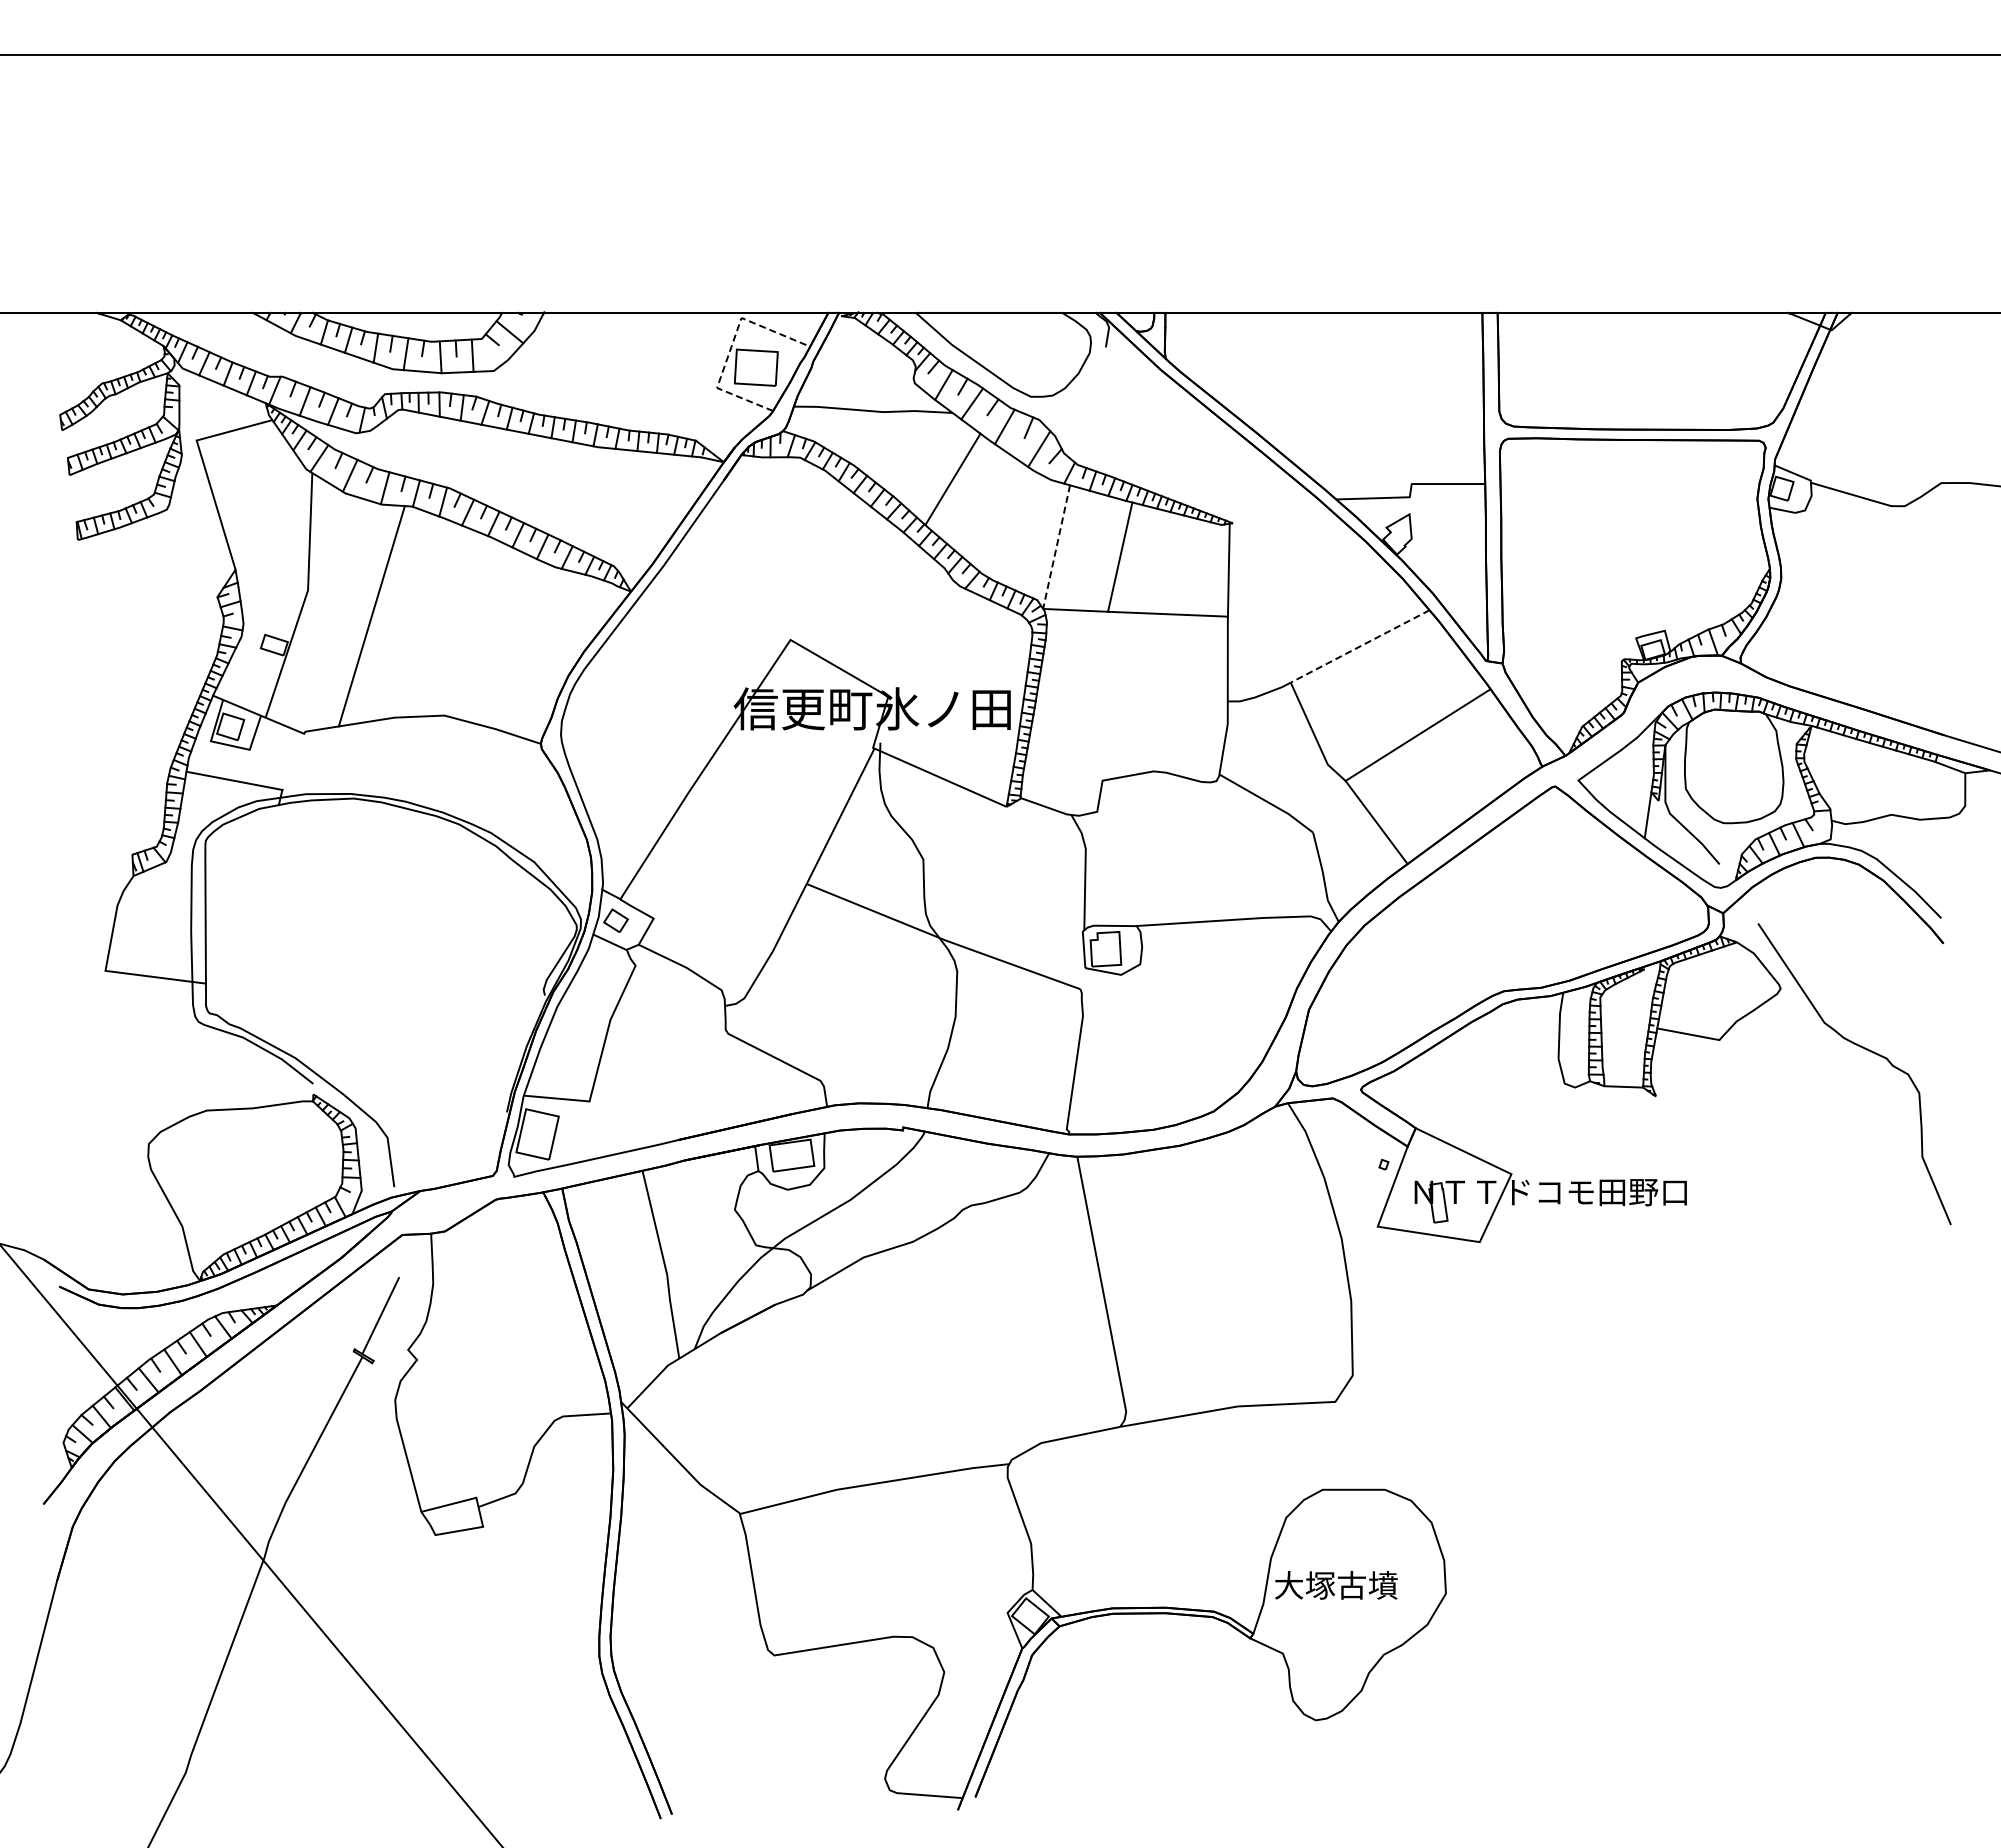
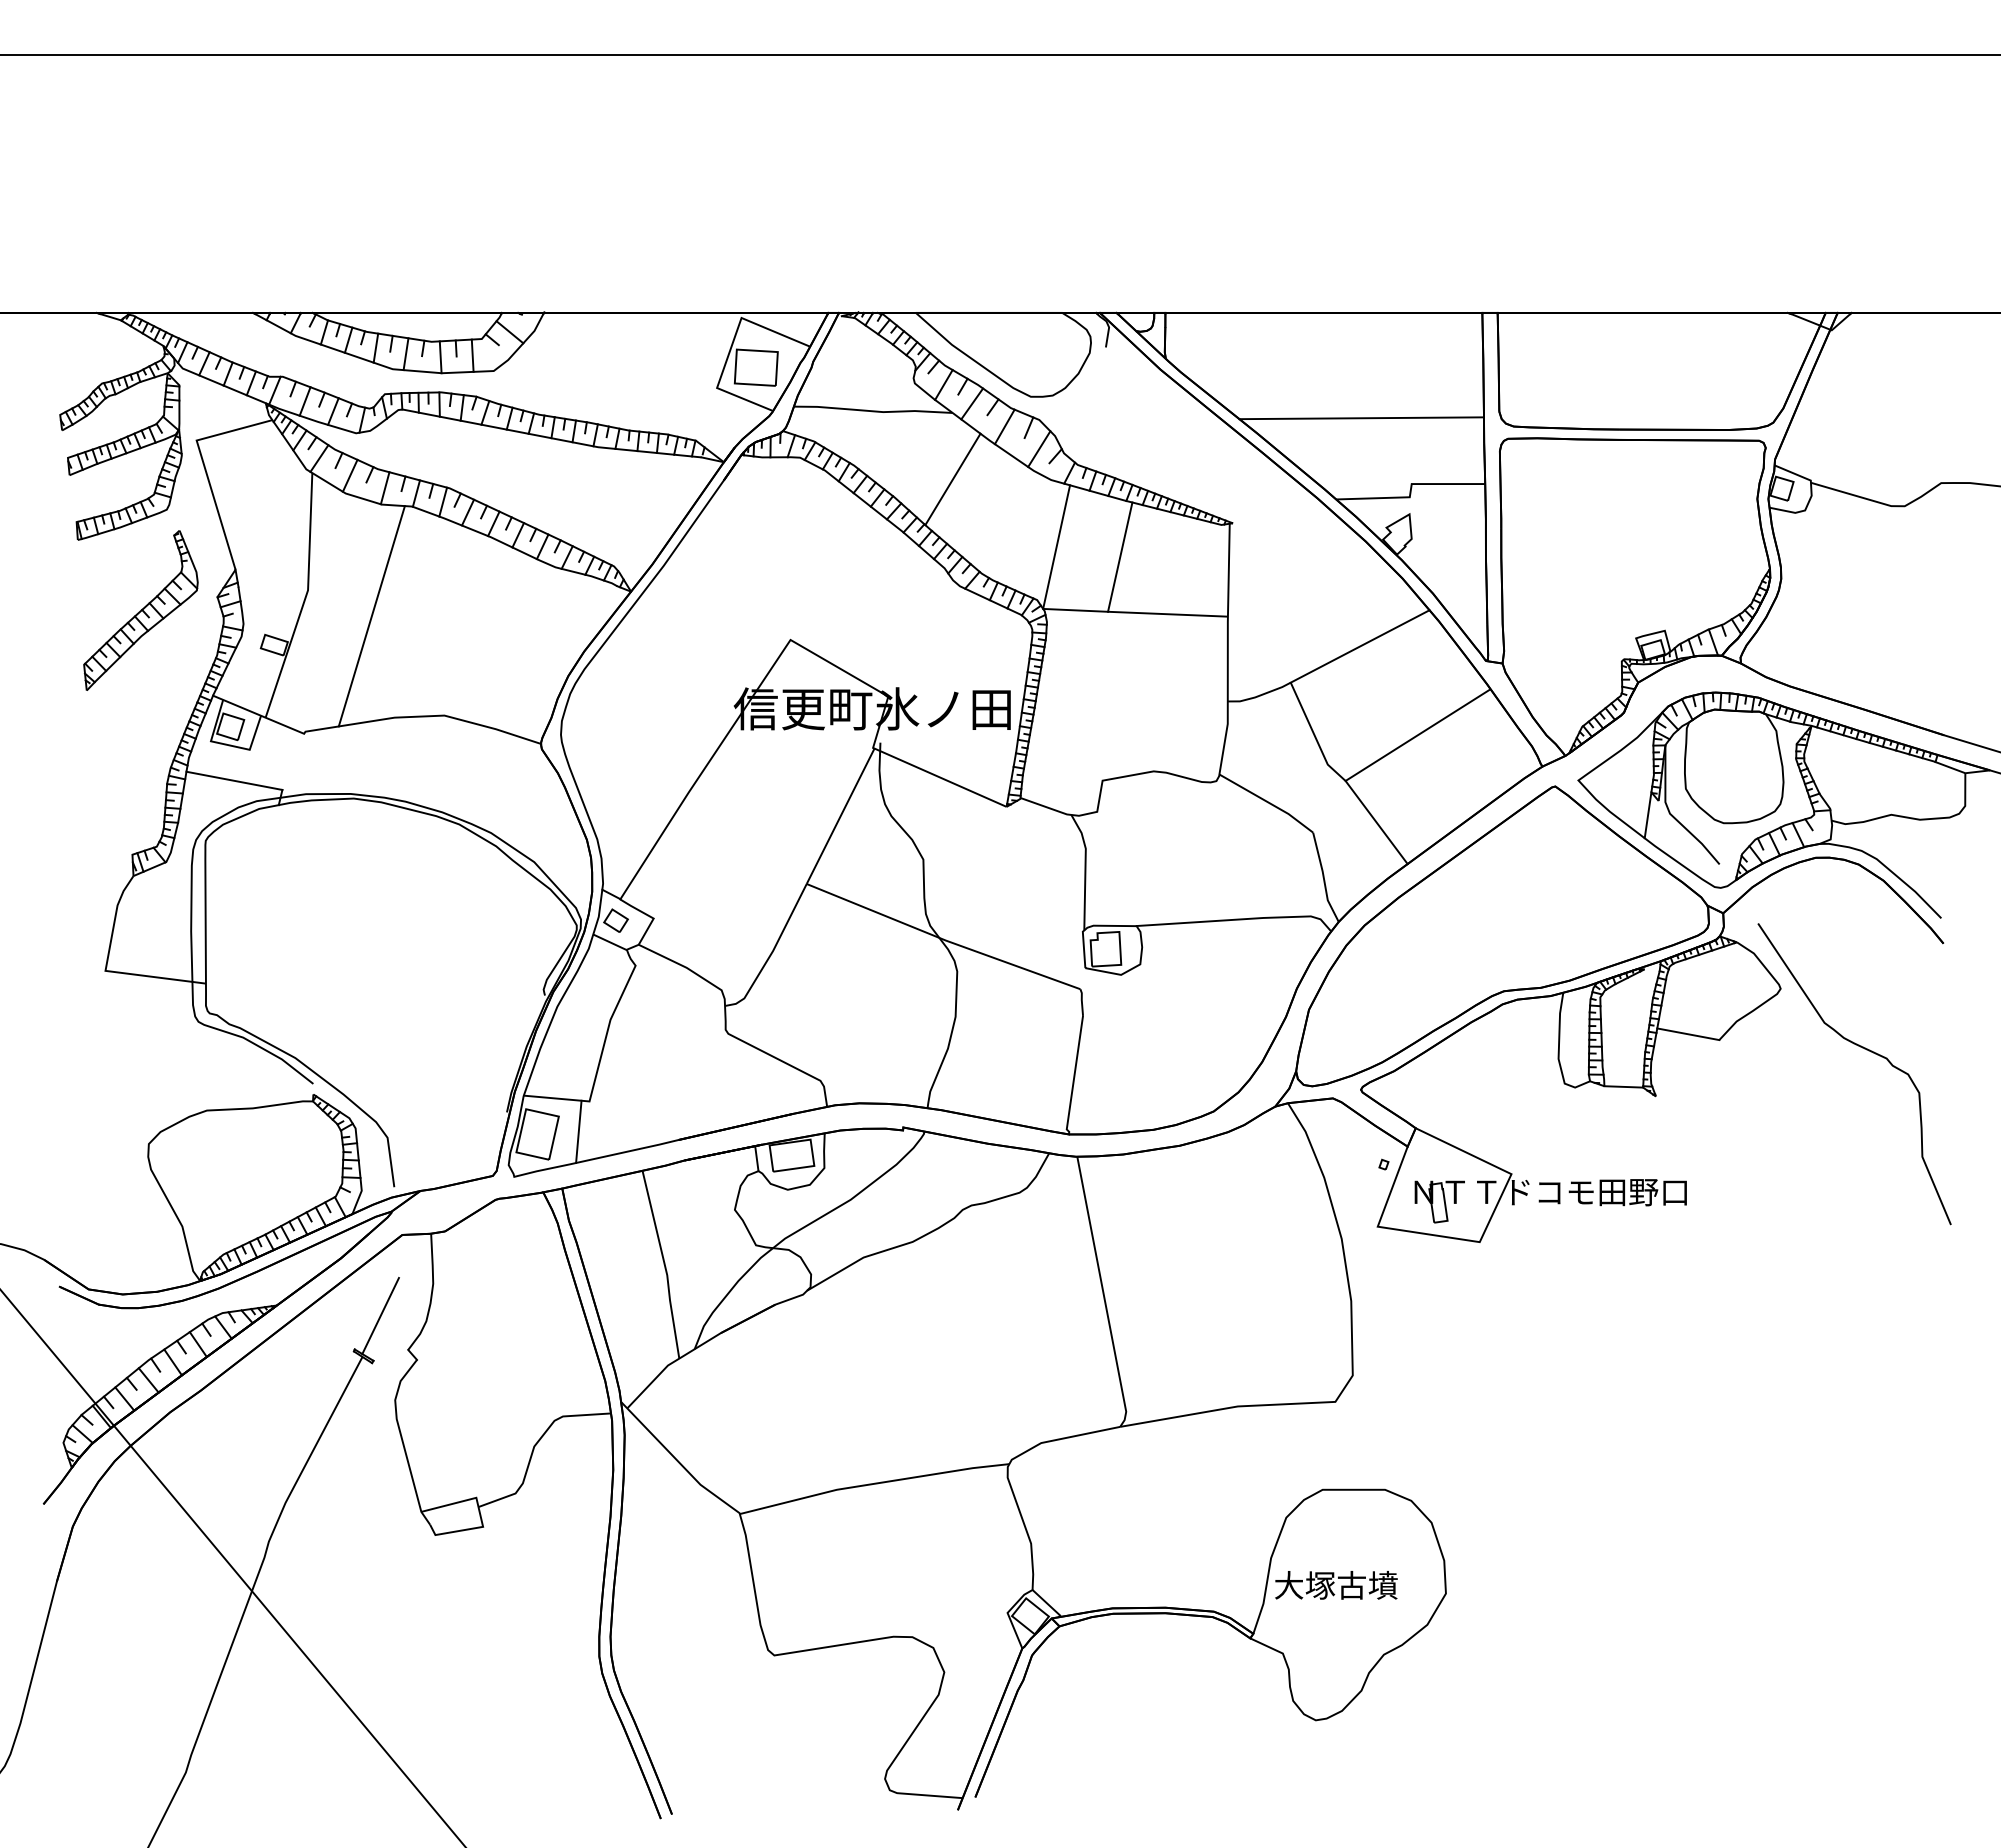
line: dashed -> solid (731, 346)
line: none -> present (1361, 418)
line: dashed -> solid (1056, 547)
part: none -> present (140, 610)
line: dashed -> solid (1359, 646)
line: none -> present (578, 1131)
line position: (251, 1545) -> (232, 1567) (232, 1567)
